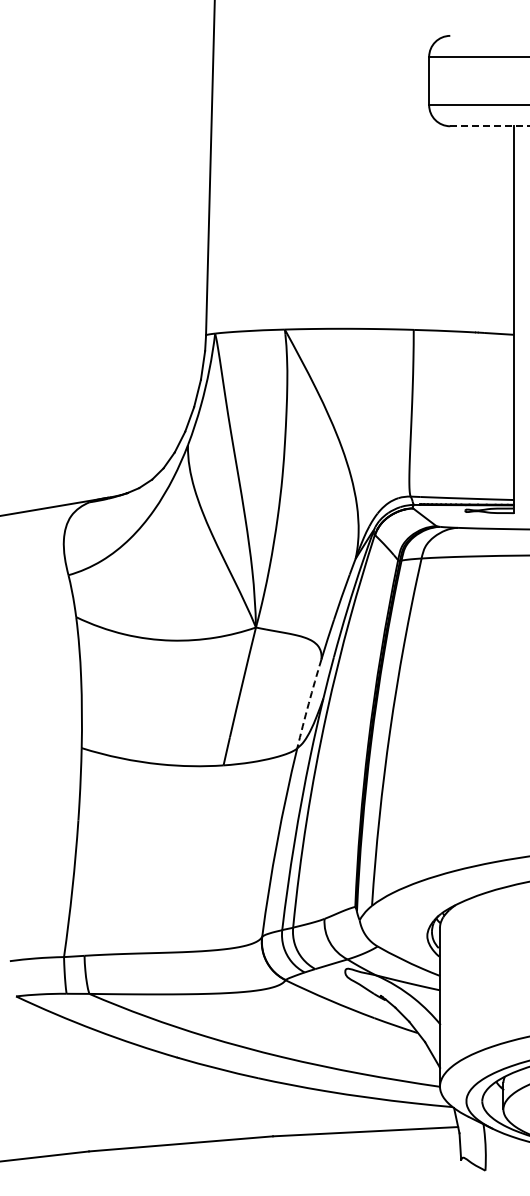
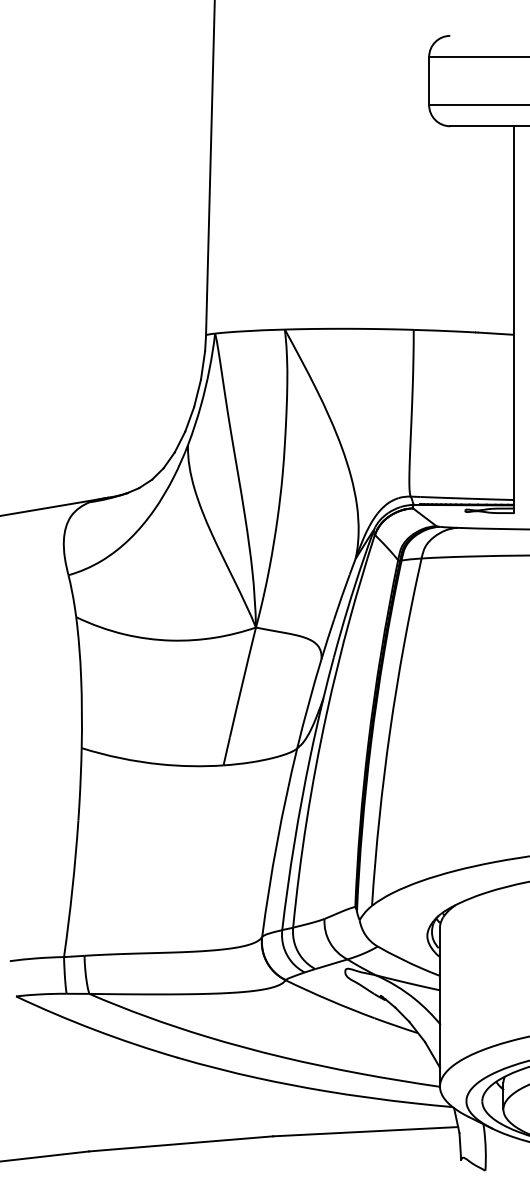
line: dashed -> solid (490, 126)
arc: dashed -> solid (308, 703)
